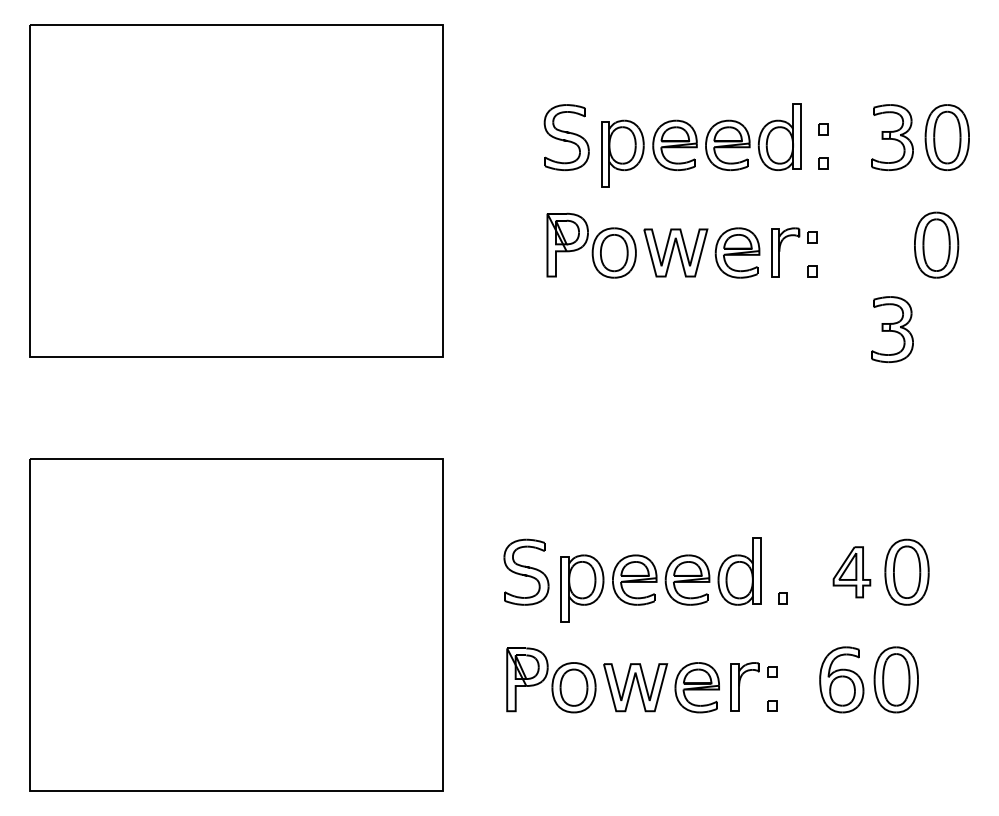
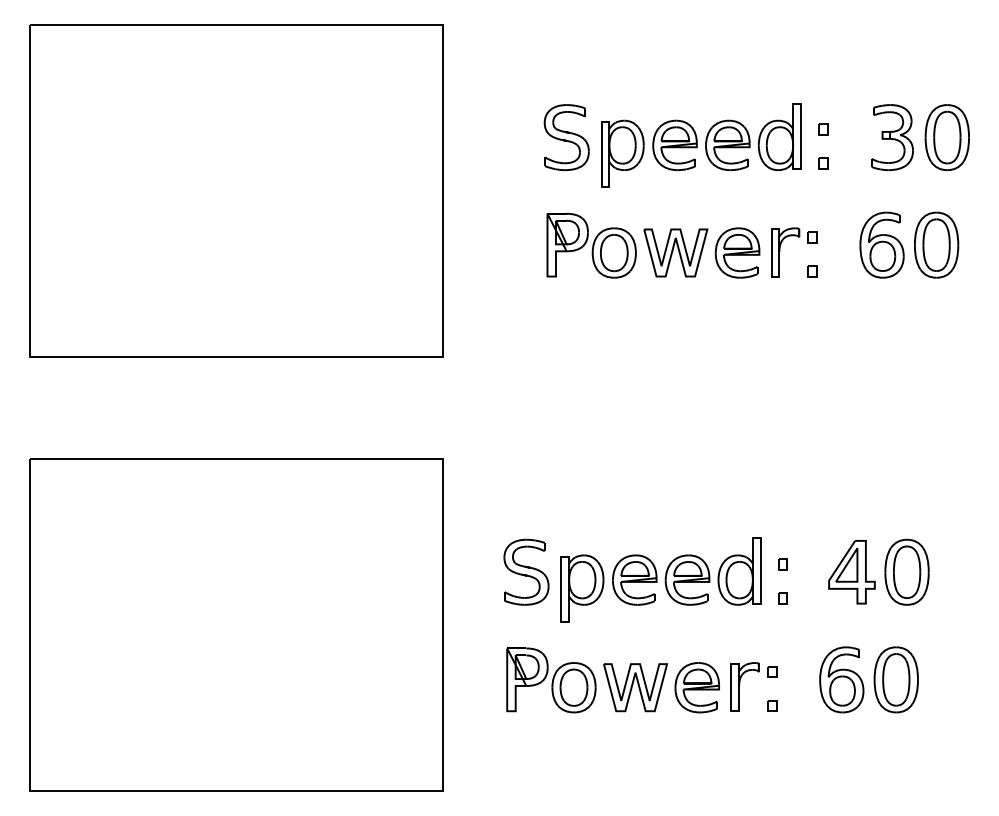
part: none -> present (881, 244)
part: present -> none (892, 329)
part: none -> present (782, 564)
part size: 40x53 px -> 48x65 px (851, 572)
